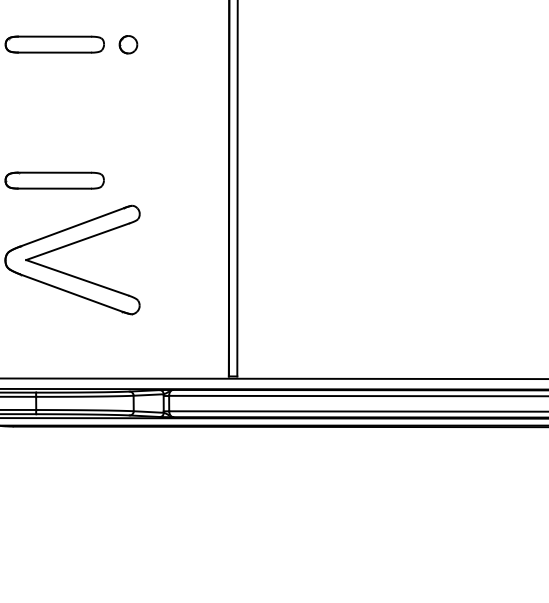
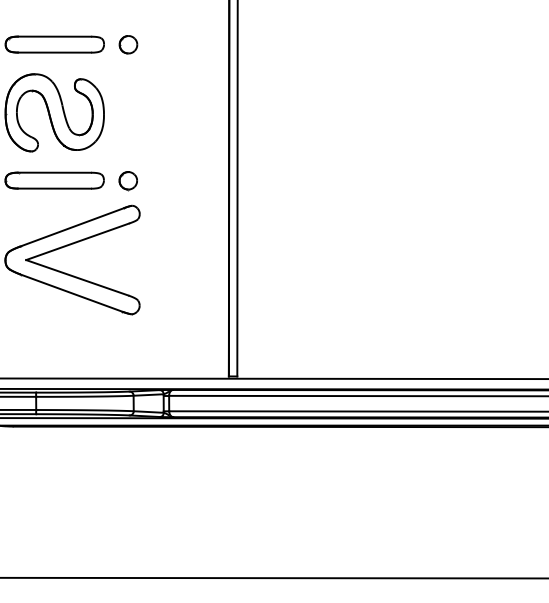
part: none -> present (54, 112)
part: none -> present (127, 181)
line: none -> present (273, 577)
